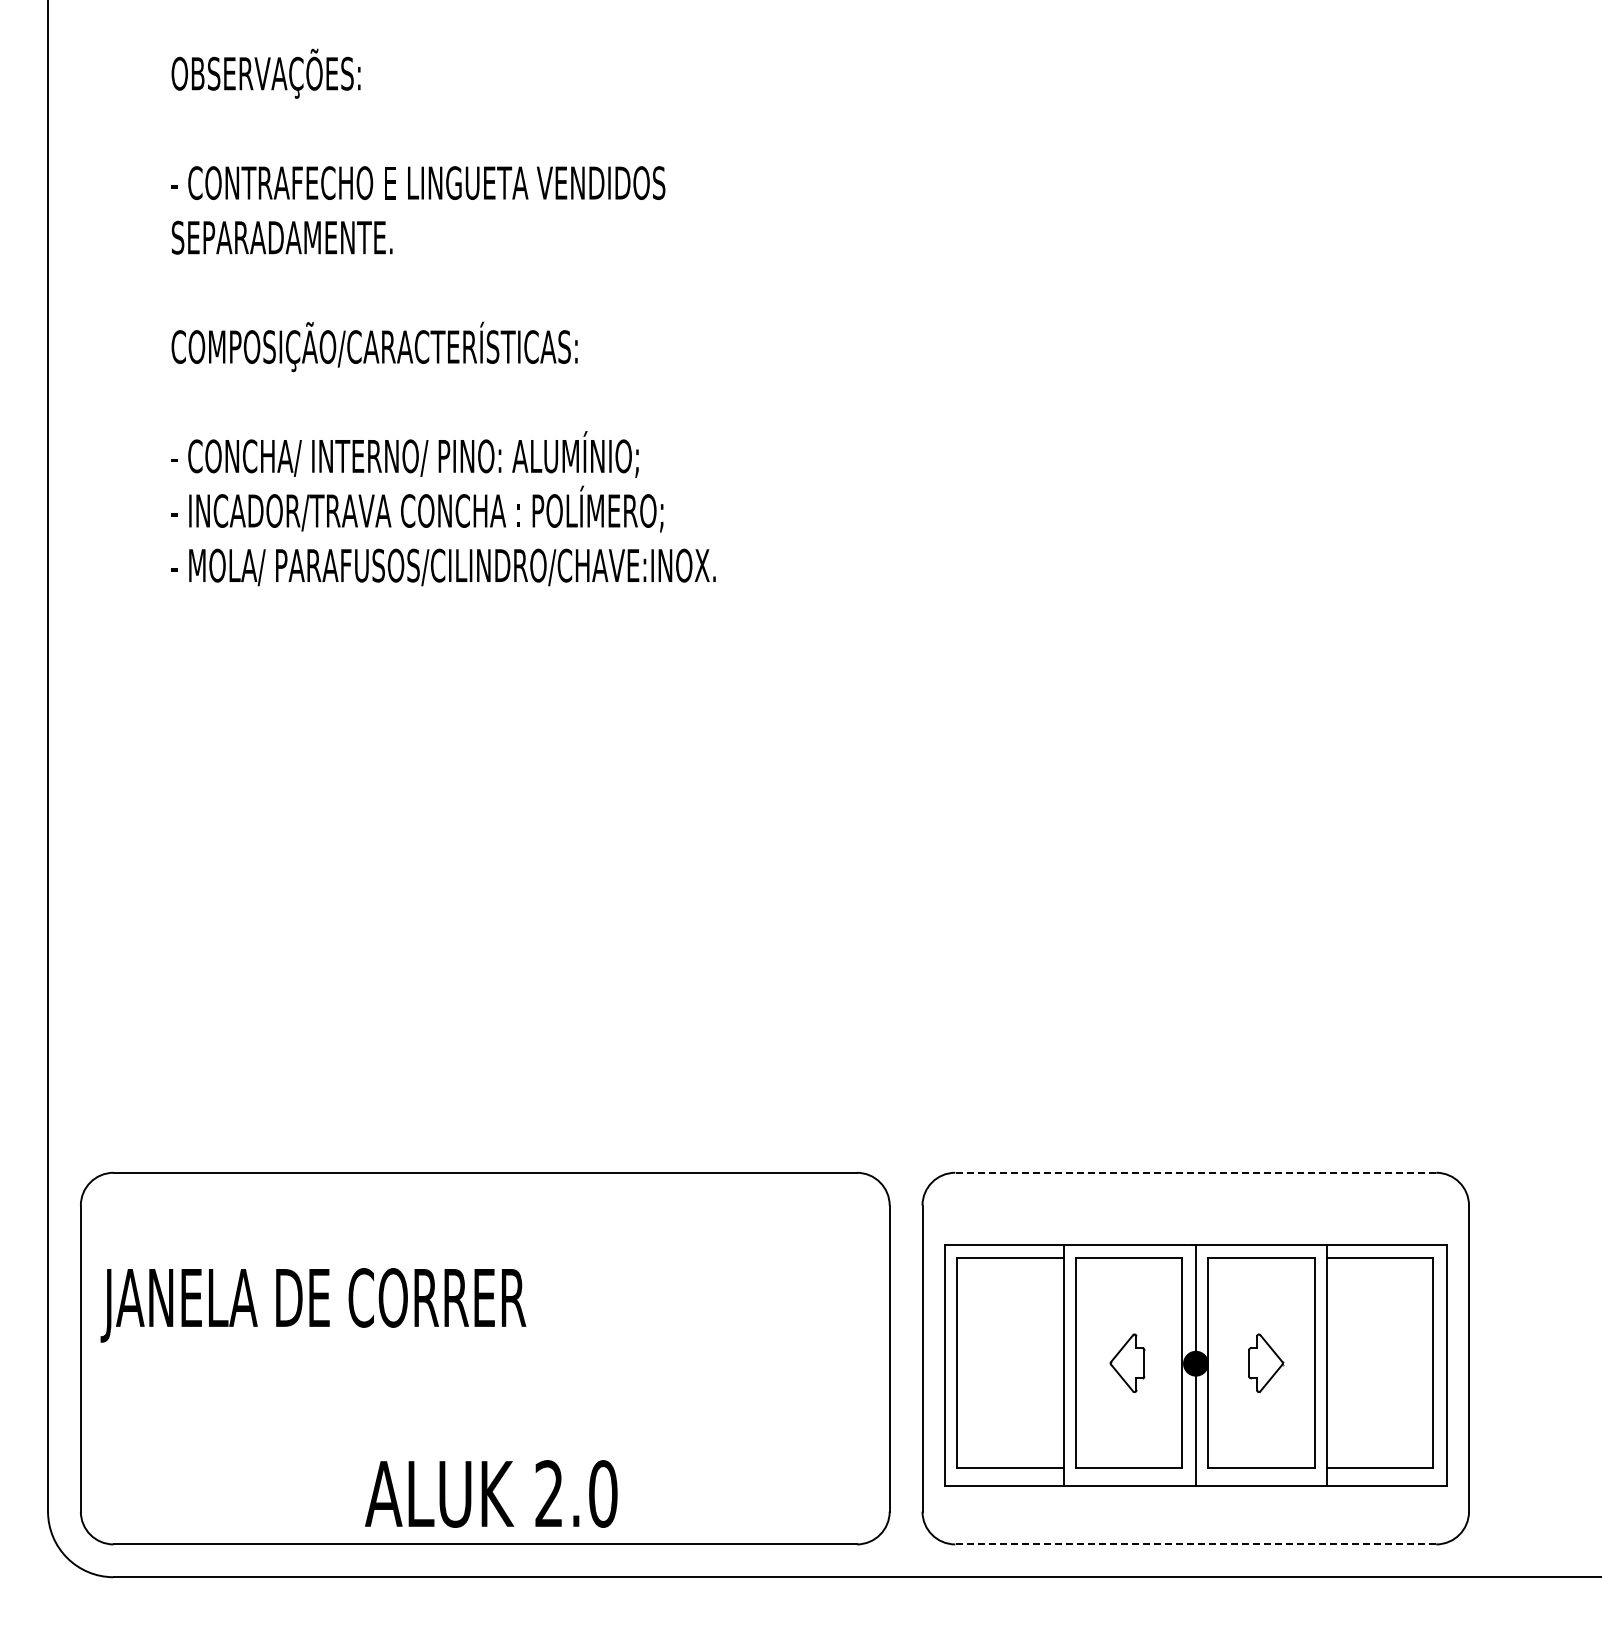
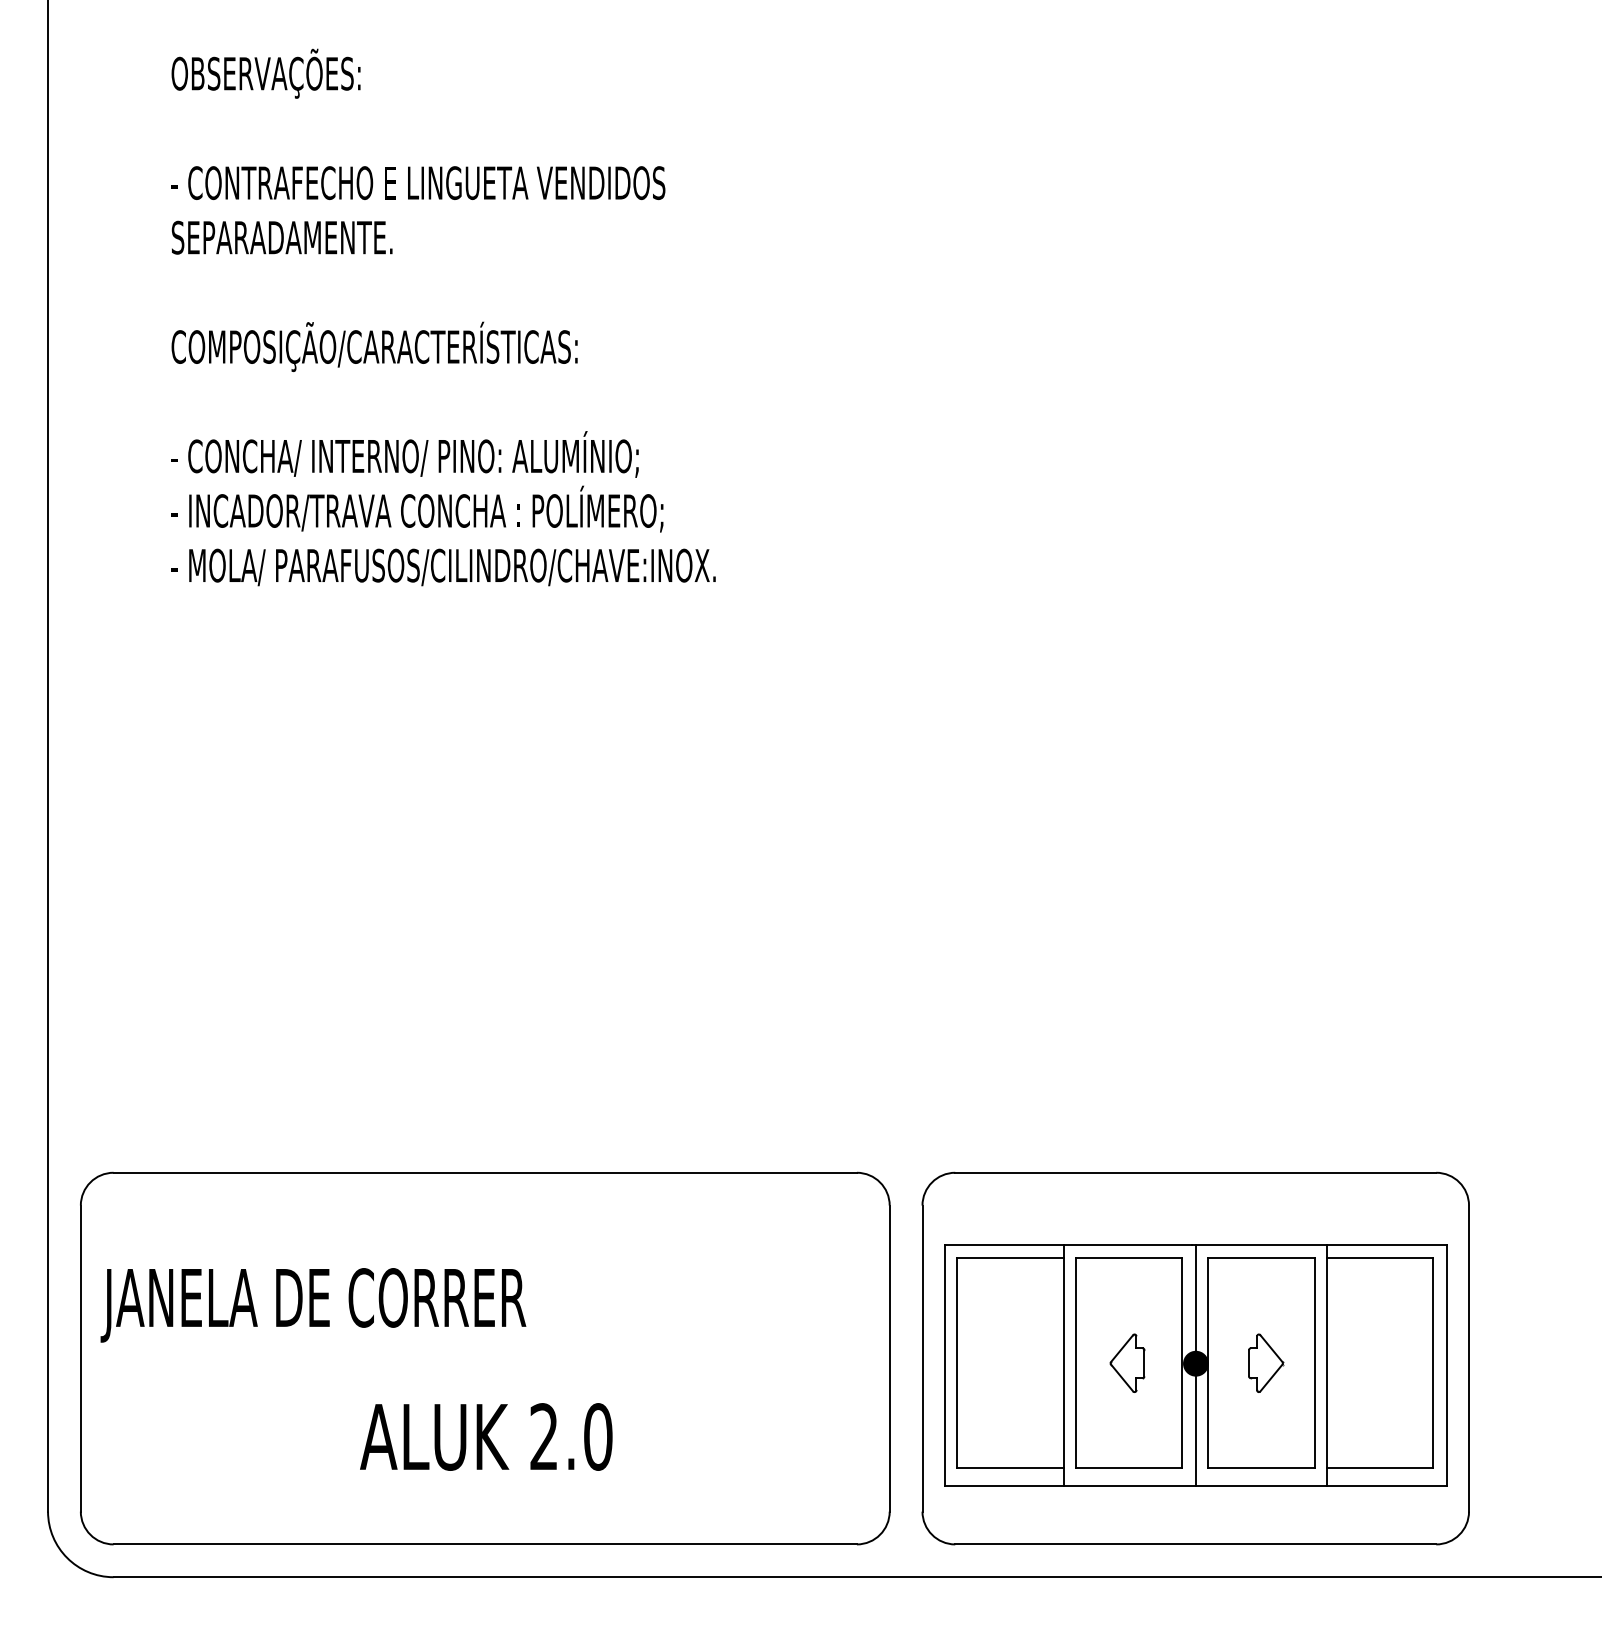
line: dashed -> solid (1195, 1172)
text position: (491, 1493) -> (486, 1436) (486, 1436)
line: dashed -> solid (1195, 1544)
